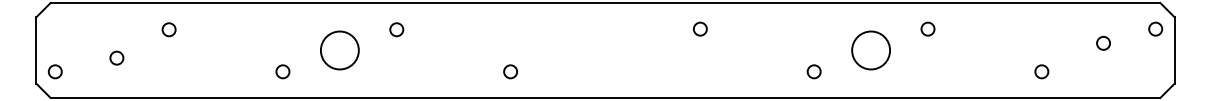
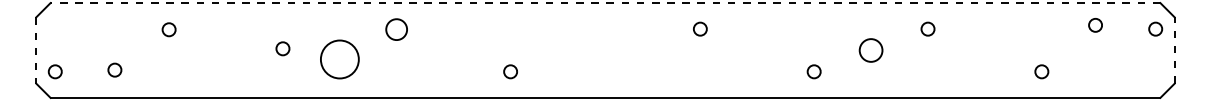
line: solid -> dashed (605, 3)
circle size: 16x16 px -> 23x23 px (396, 29)
circle position: (1103, 43) -> (1095, 25) (1095, 25)
line: solid -> dashed (36, 50)
circle position: (339, 50) -> (339, 59) (339, 59)
circle diameter: 38 px -> 23 px (870, 50)
line: solid -> dashed (1174, 50)
circle position: (116, 57) -> (114, 69) (114, 69)
circle position: (282, 71) -> (282, 48) (282, 48)
